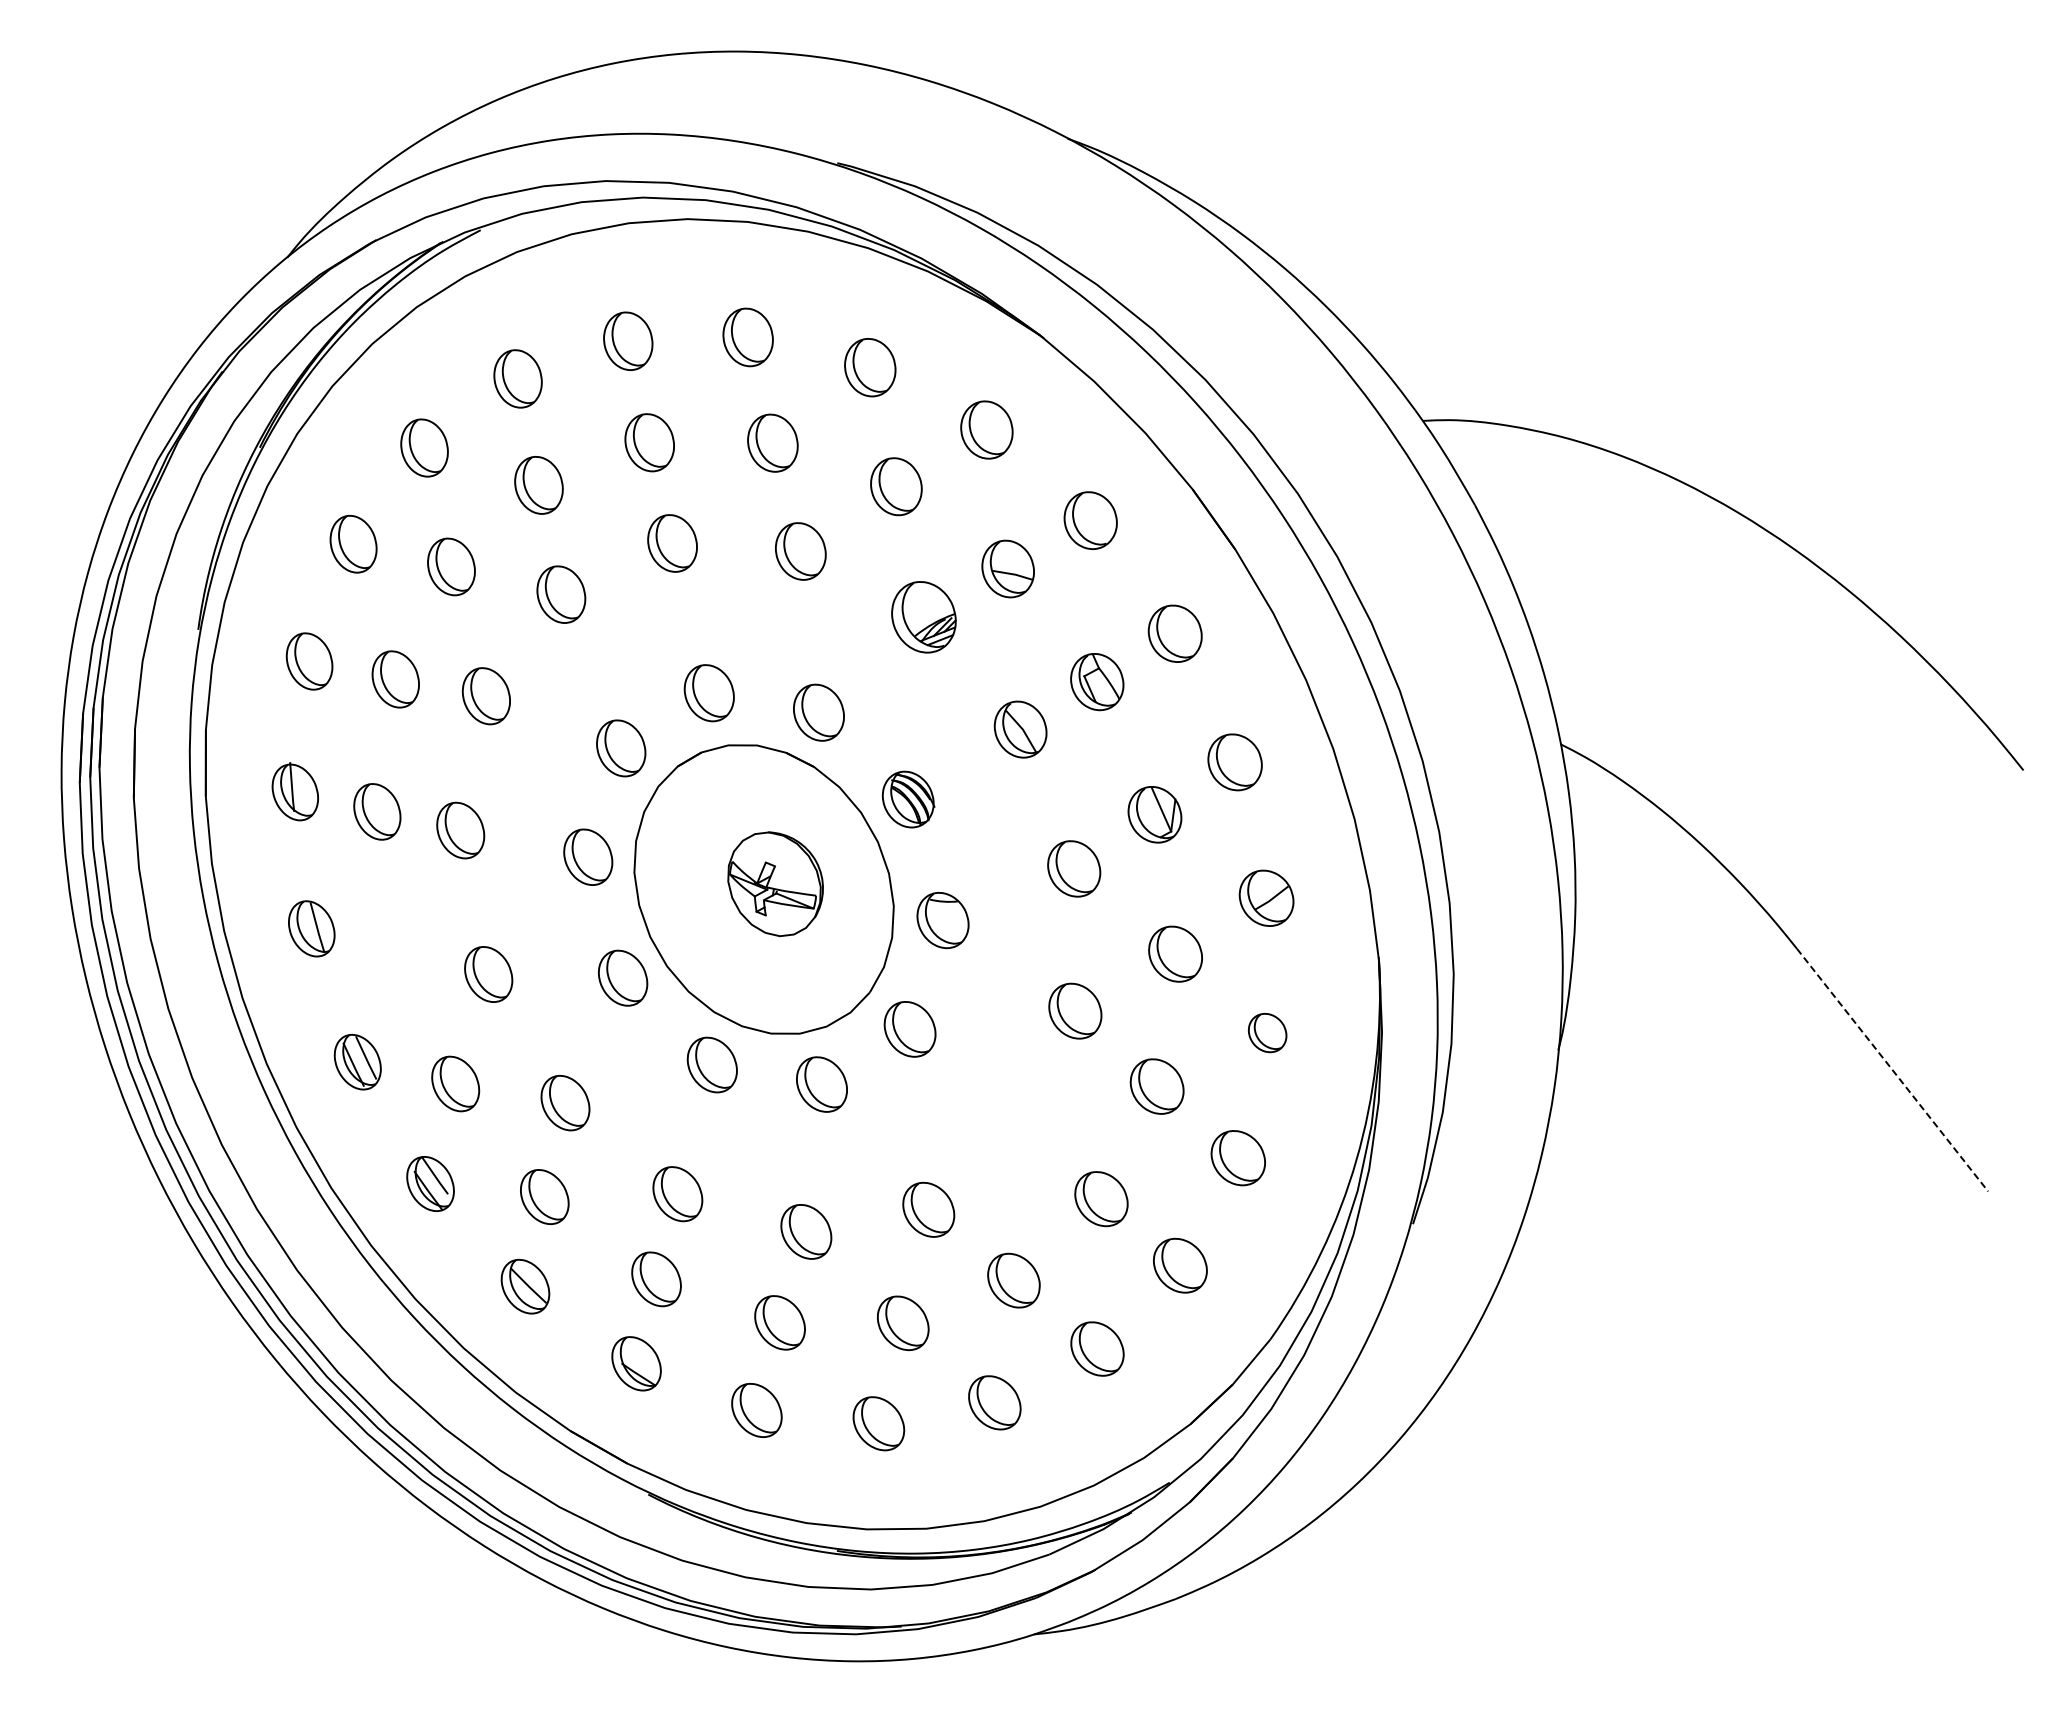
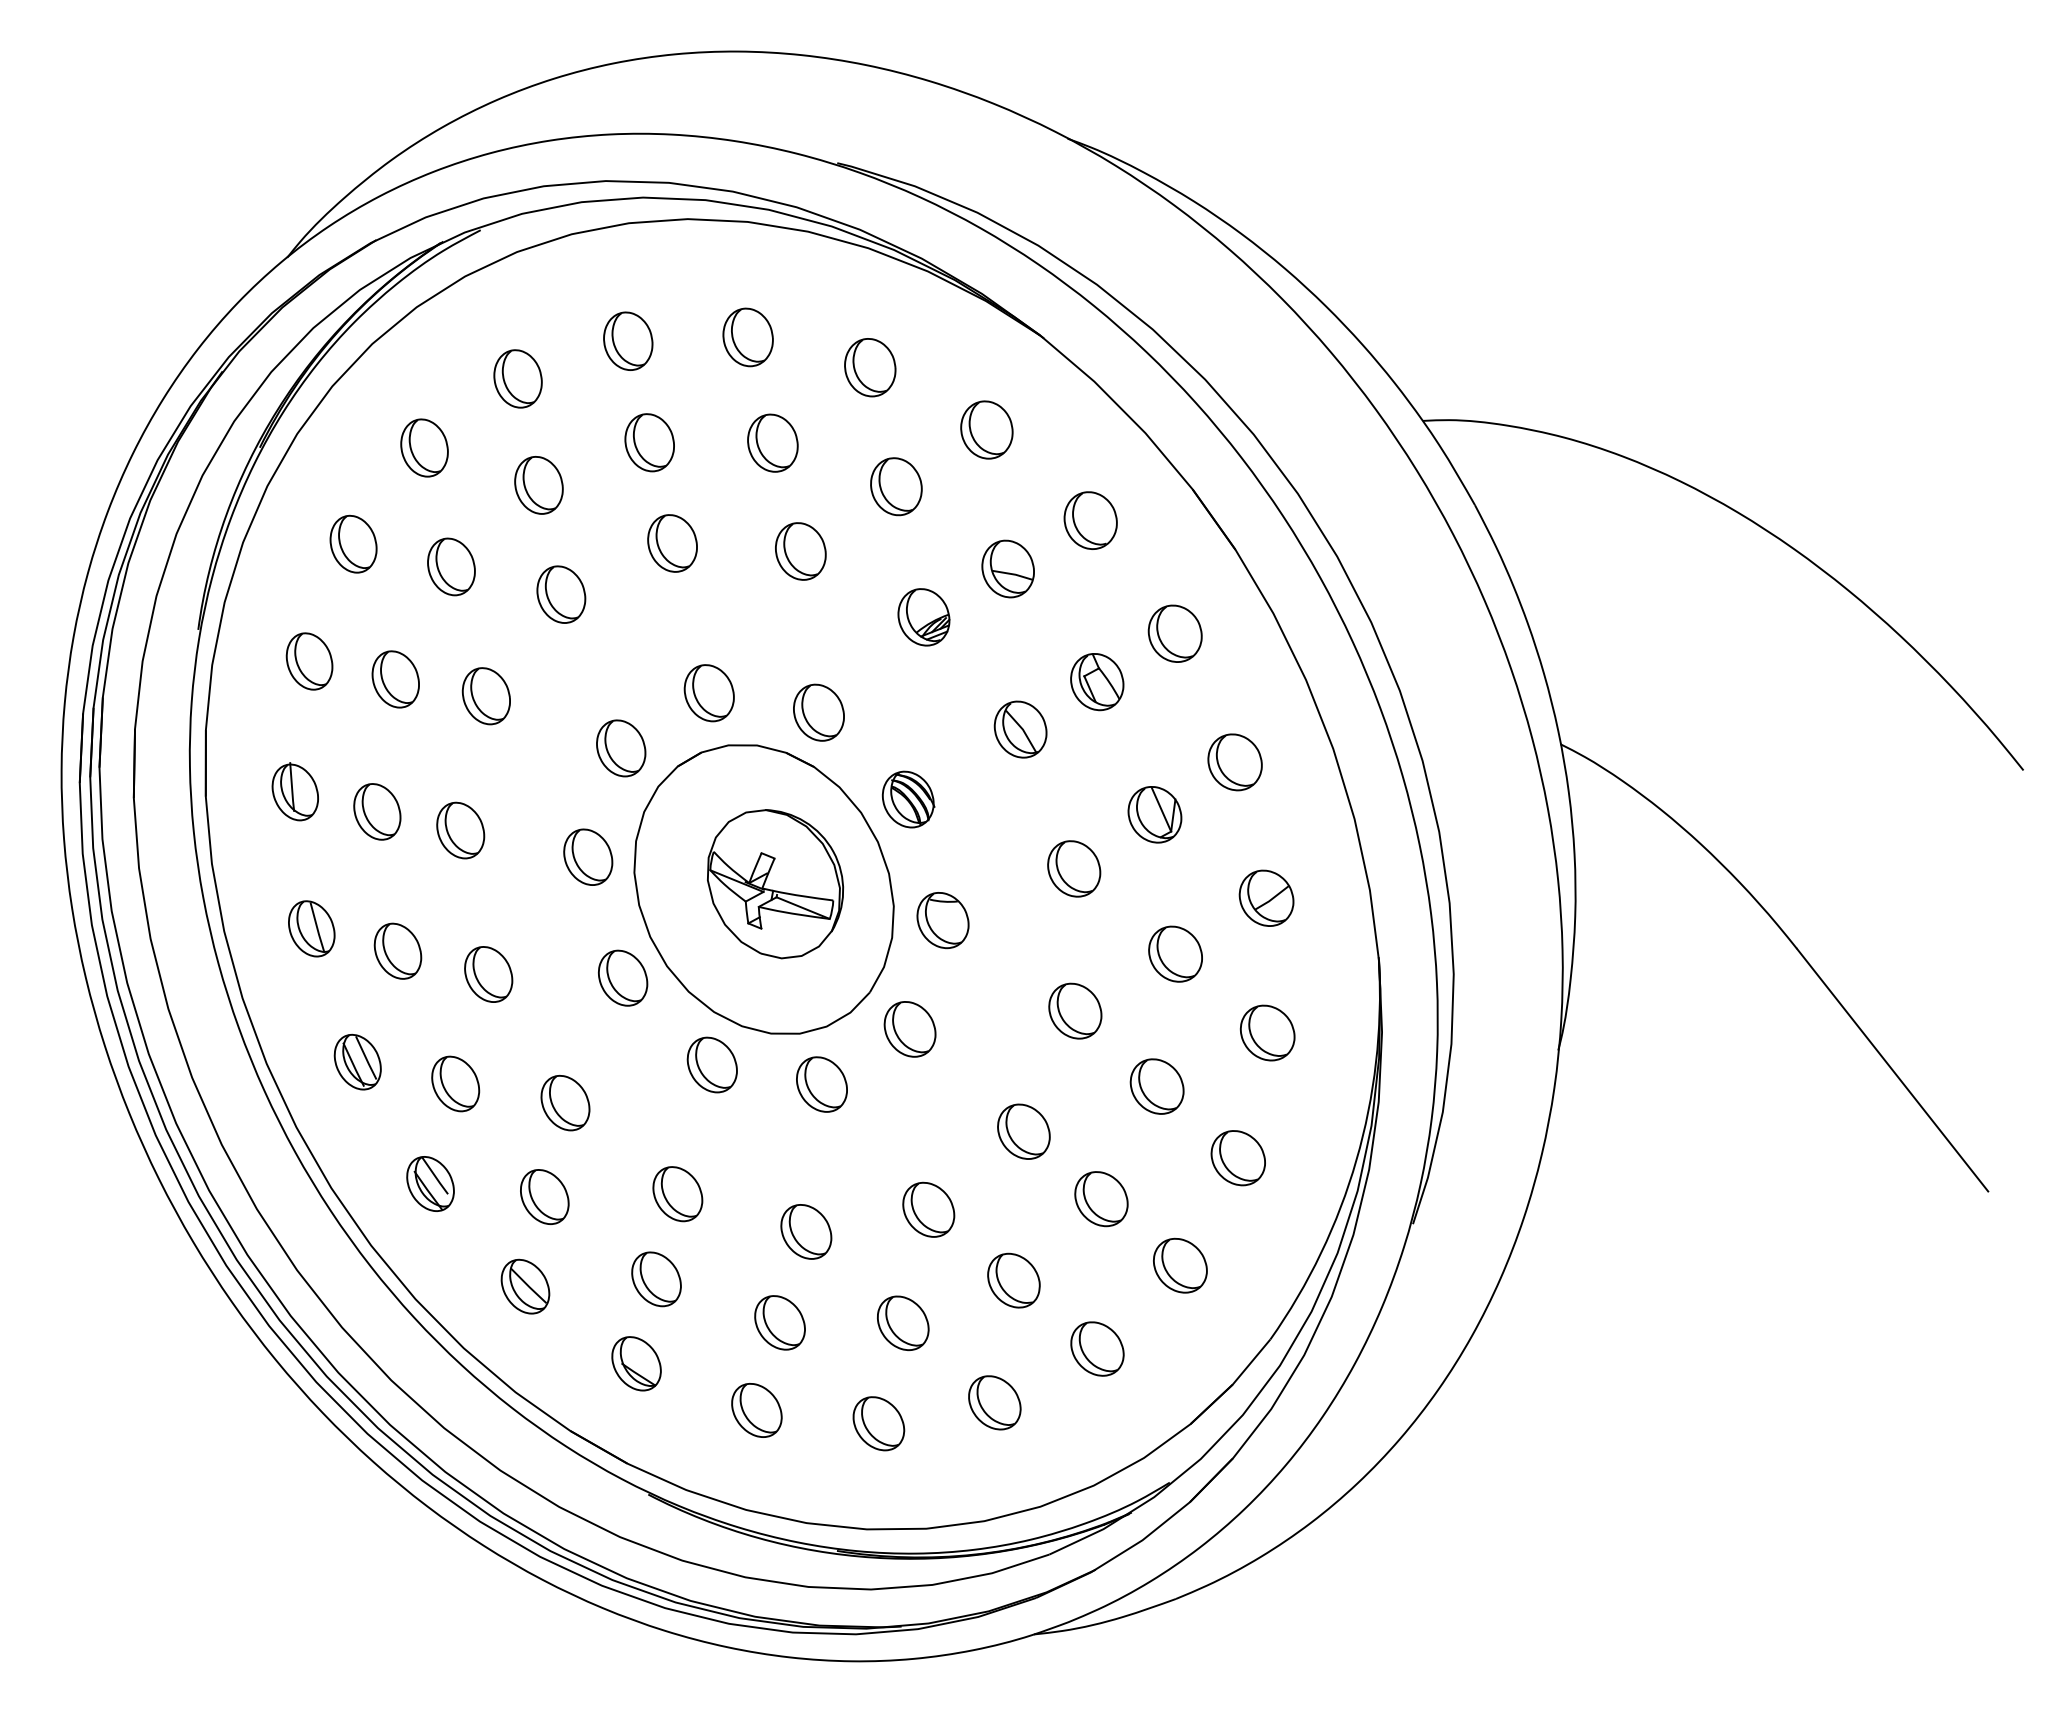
part size: 66x73 px -> 54x59 px (923, 617)
part size: 97x107 px -> 138x151 px (775, 884)
part: none -> present (397, 950)
part size: 41x41 px -> 57x58 px (1267, 1032)
line: dashed -> solid (1892, 1070)
part: none -> present (1023, 1131)
